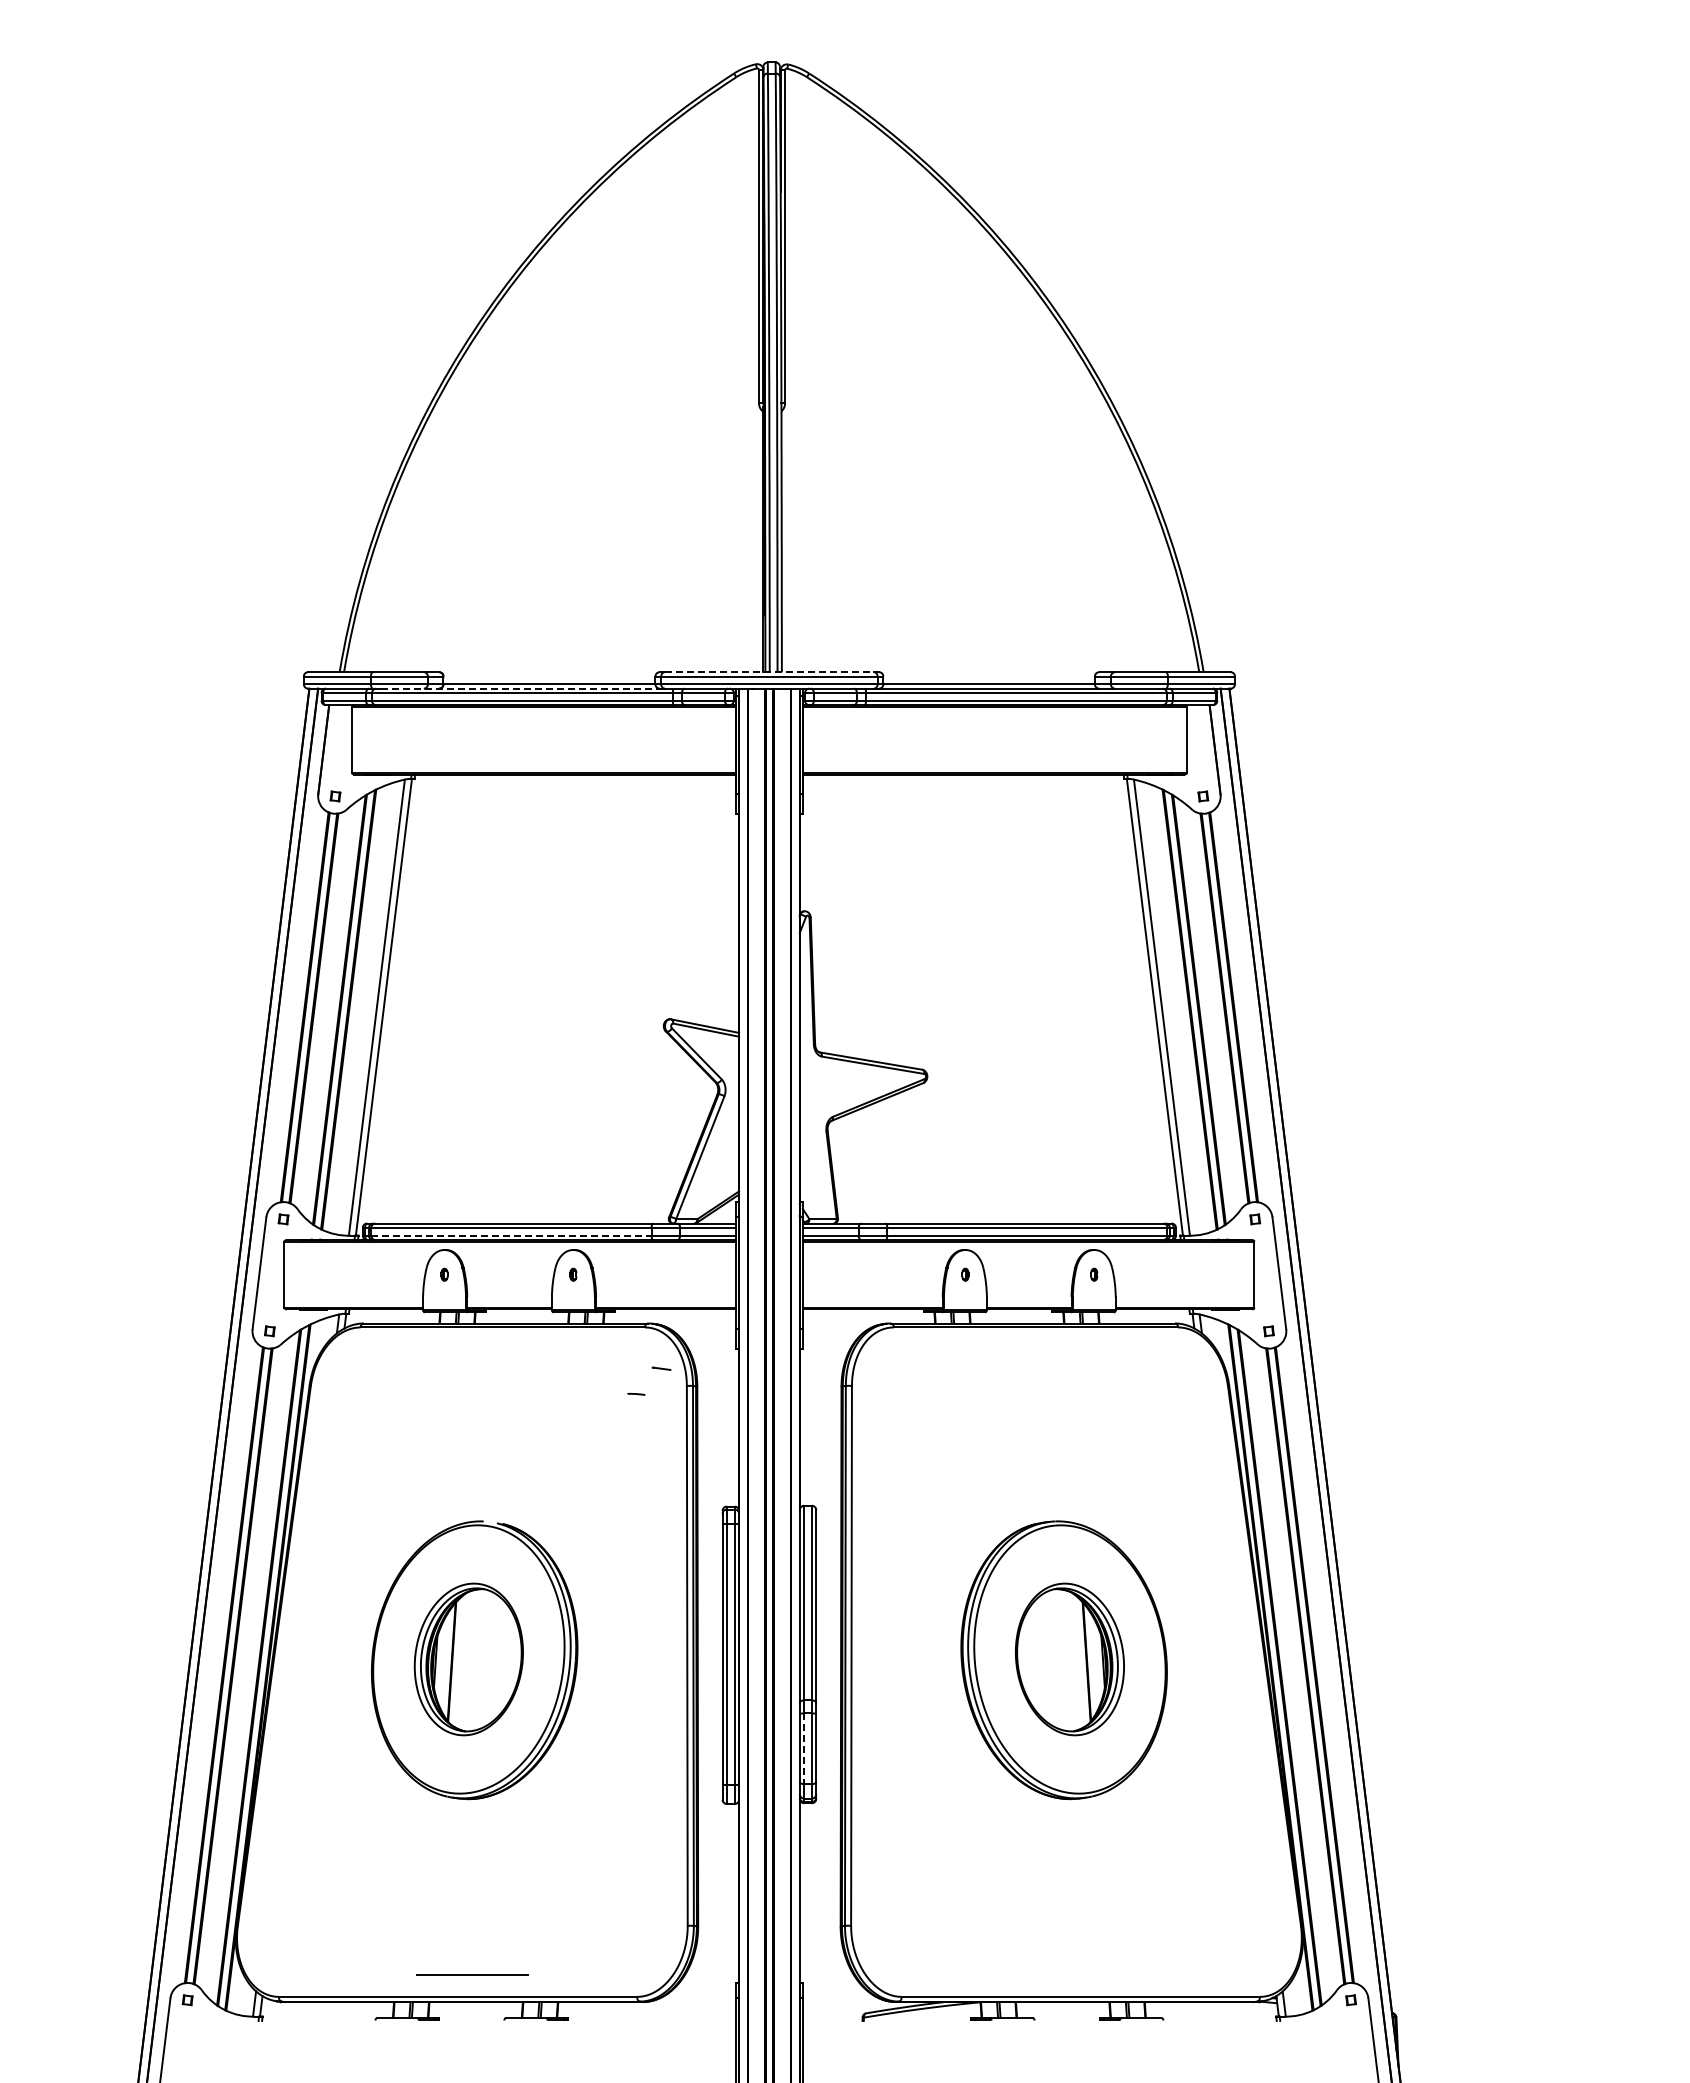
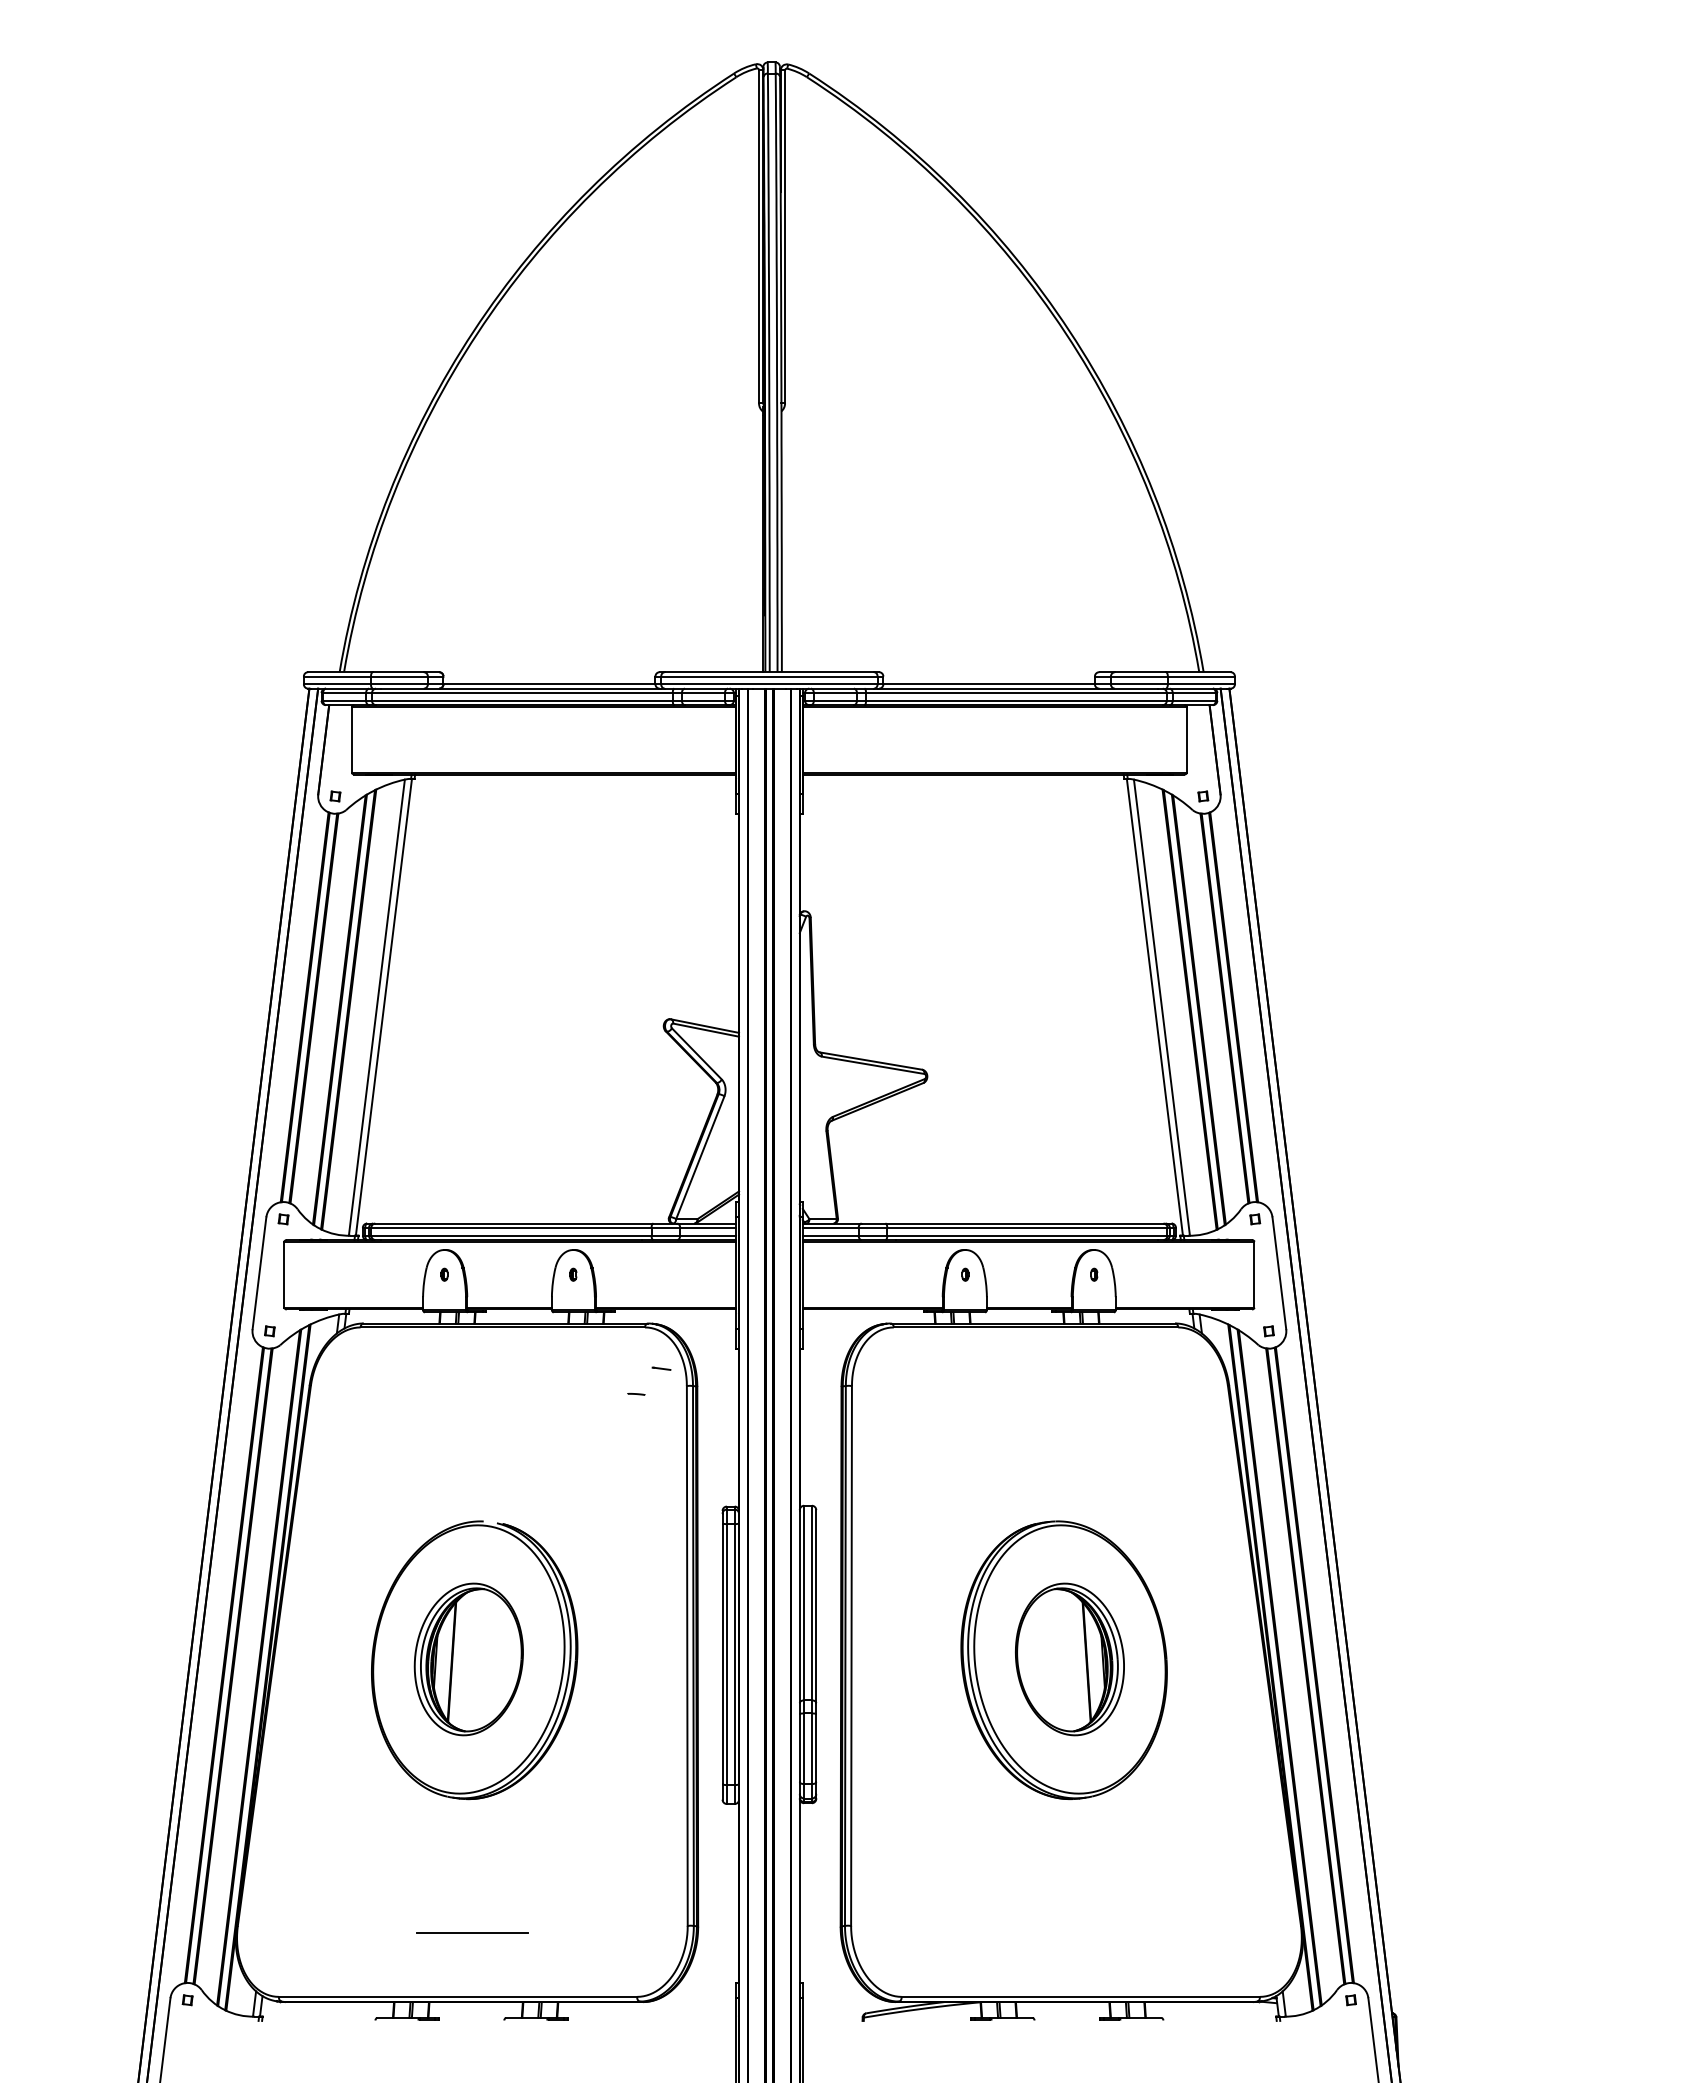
line: dashed -> solid (769, 672)
line: dashed -> solid (521, 688)
line: dashed -> solid (511, 1235)
line: dashed -> solid (804, 1749)
line position: (472, 1974) -> (472, 1932) (472, 1932)
